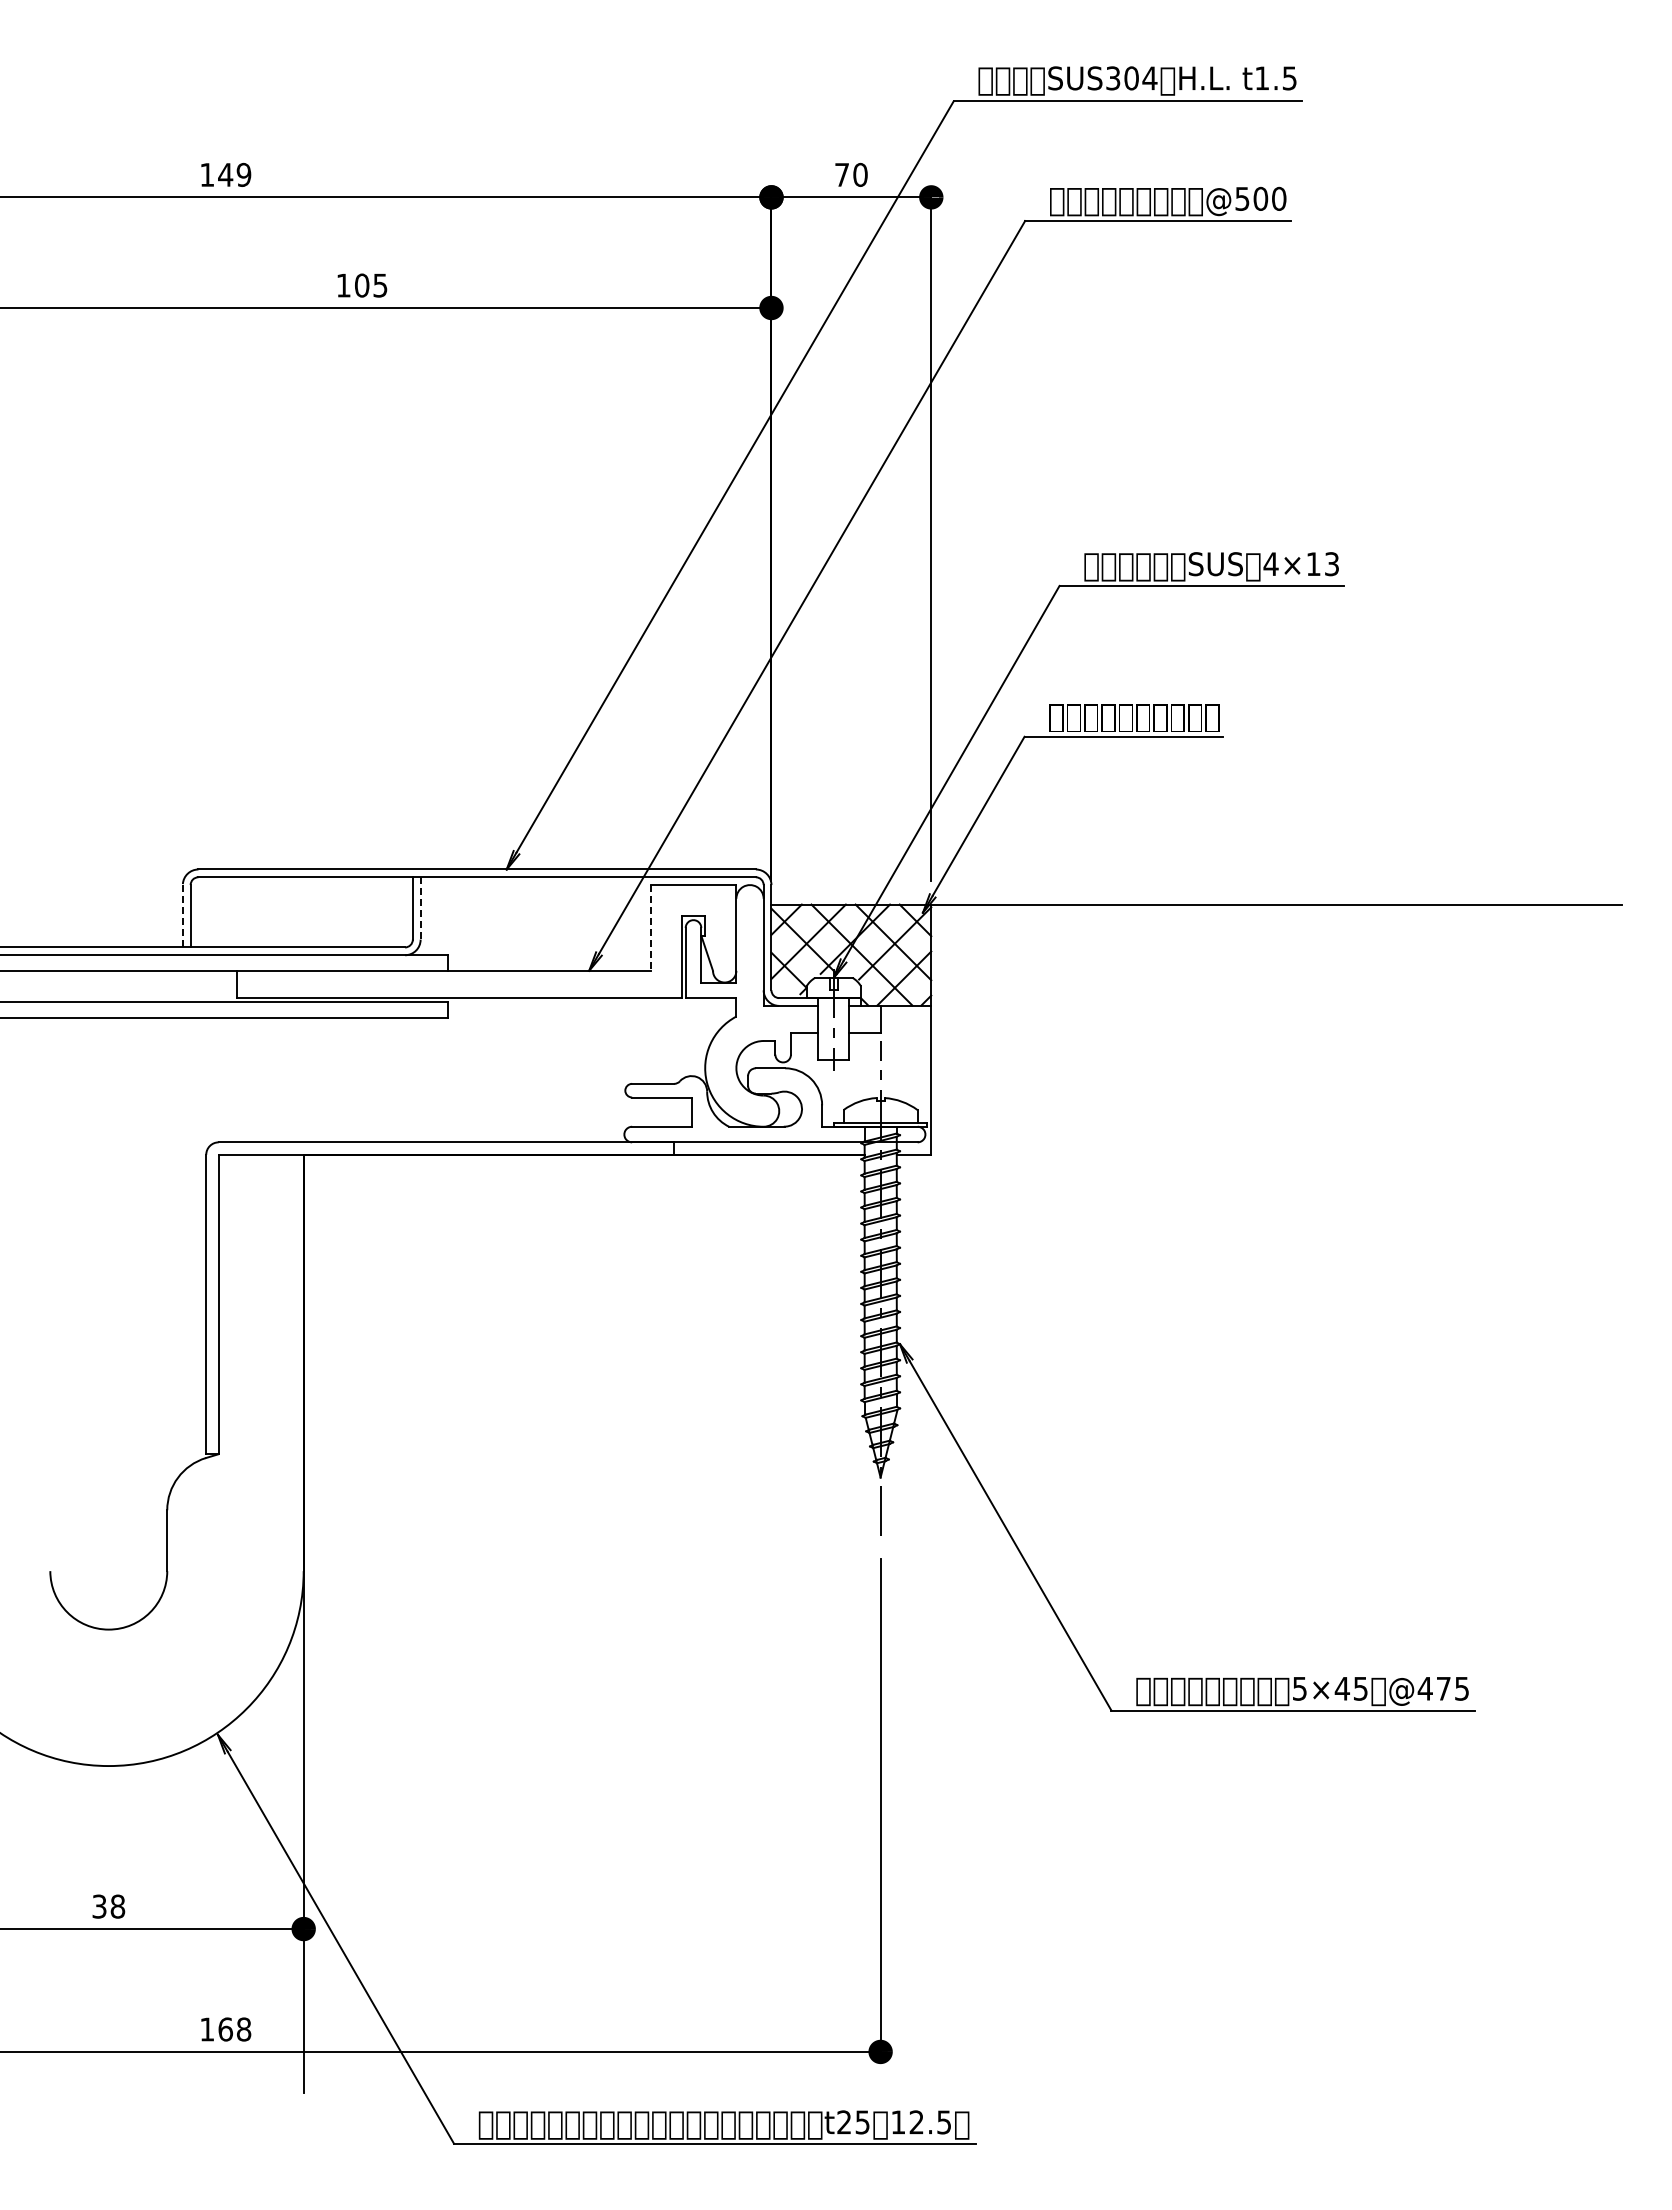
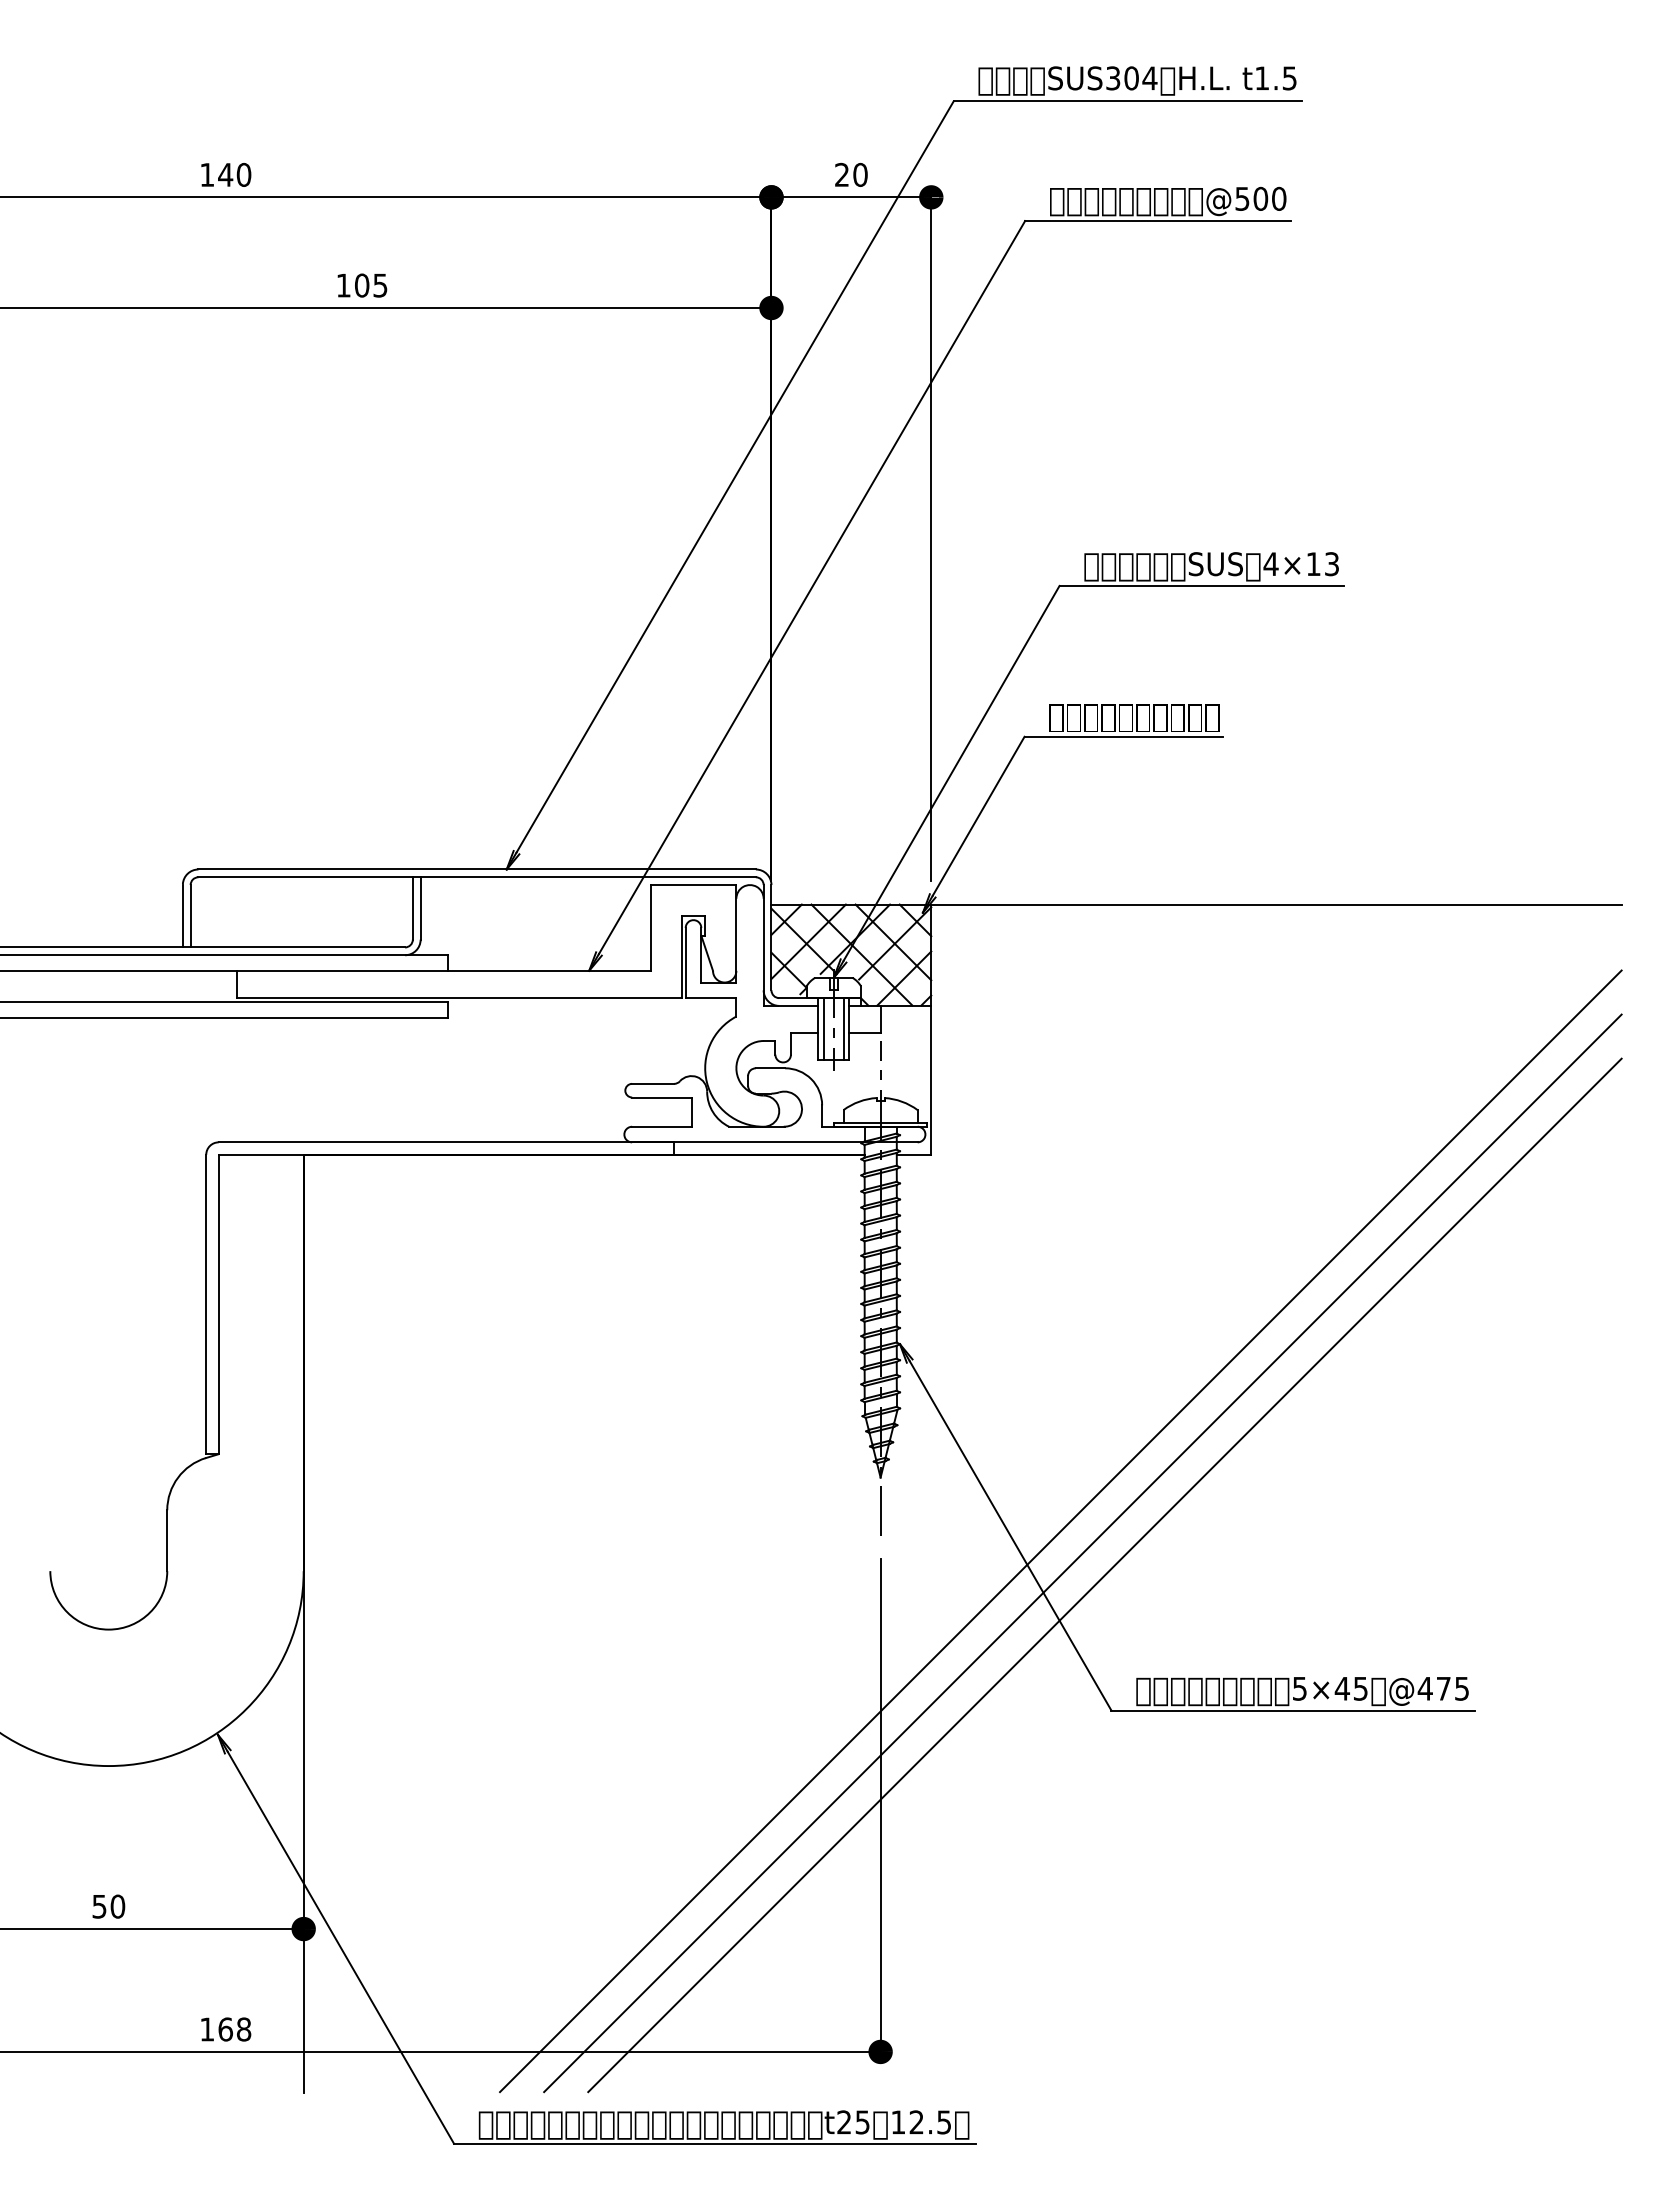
text: 149 -> 140 (243, 174)
text: 70 -> 20 (841, 174)
line: dashed -> solid (420, 908)
line: dashed -> solid (182, 916)
line: dashed -> solid (650, 927)
line: none -> present (823, 1029)
line: none -> present (843, 1029)
line: none -> present (1060, 1531)
line: none -> present (1082, 1553)
line: none -> present (1104, 1575)
text: 38 -> 50 (109, 1906)
